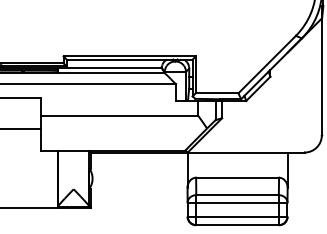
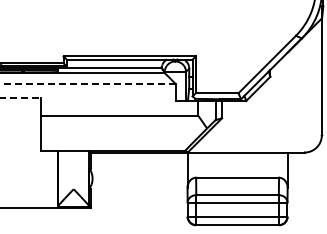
line: solid -> dashed (87, 83)
line: solid -> dashed (20, 97)
line: present -> none (21, 128)
